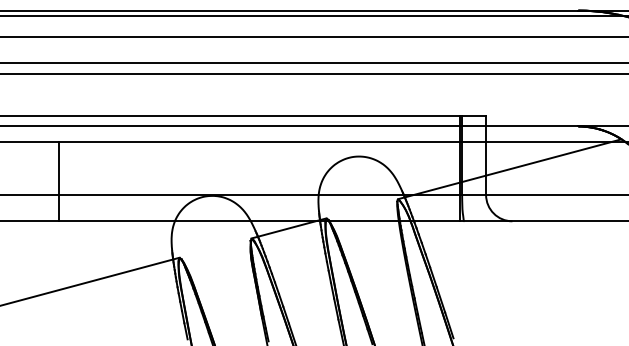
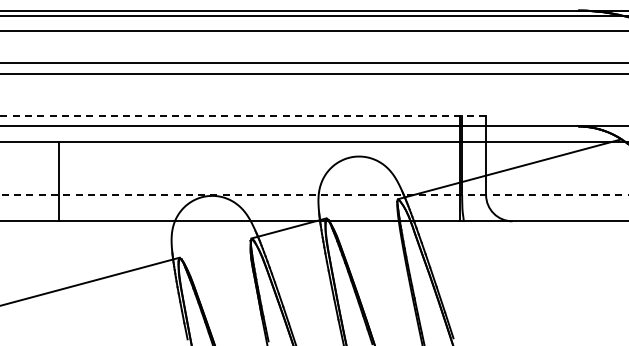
line position: (313, 36) -> (313, 30) (313, 30)
line: solid -> dashed (243, 115)
line: solid -> dashed (314, 194)
